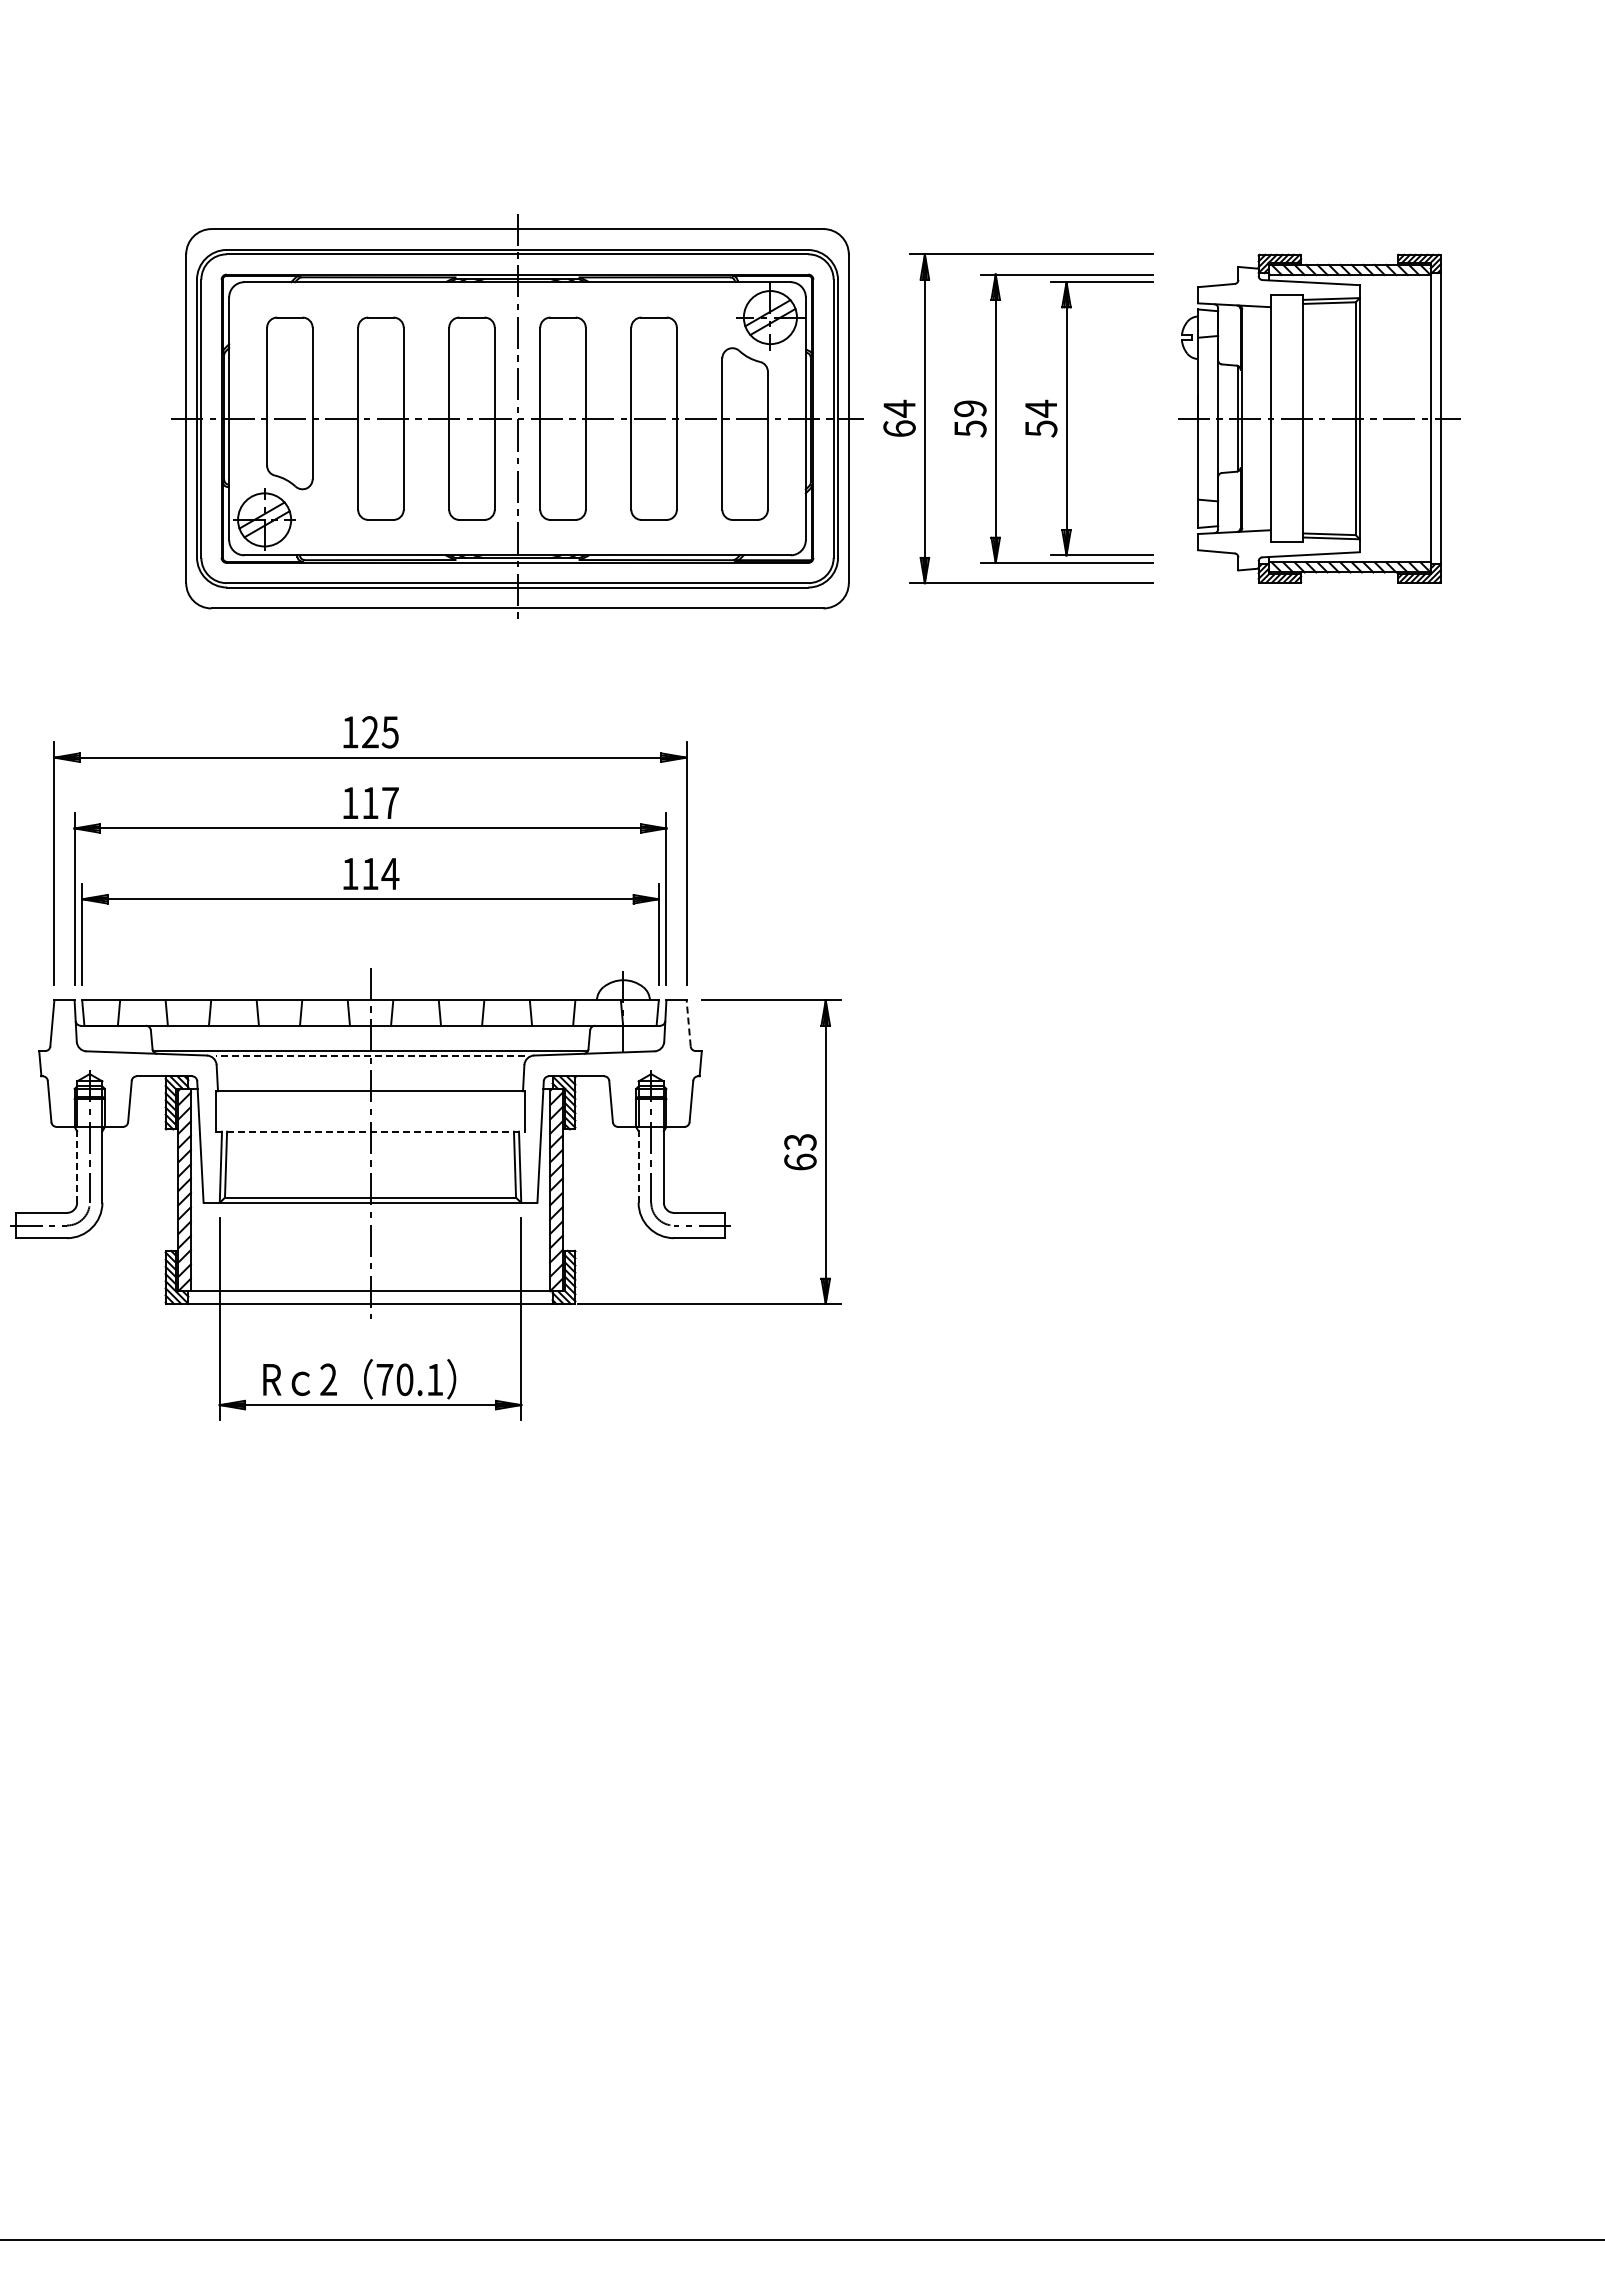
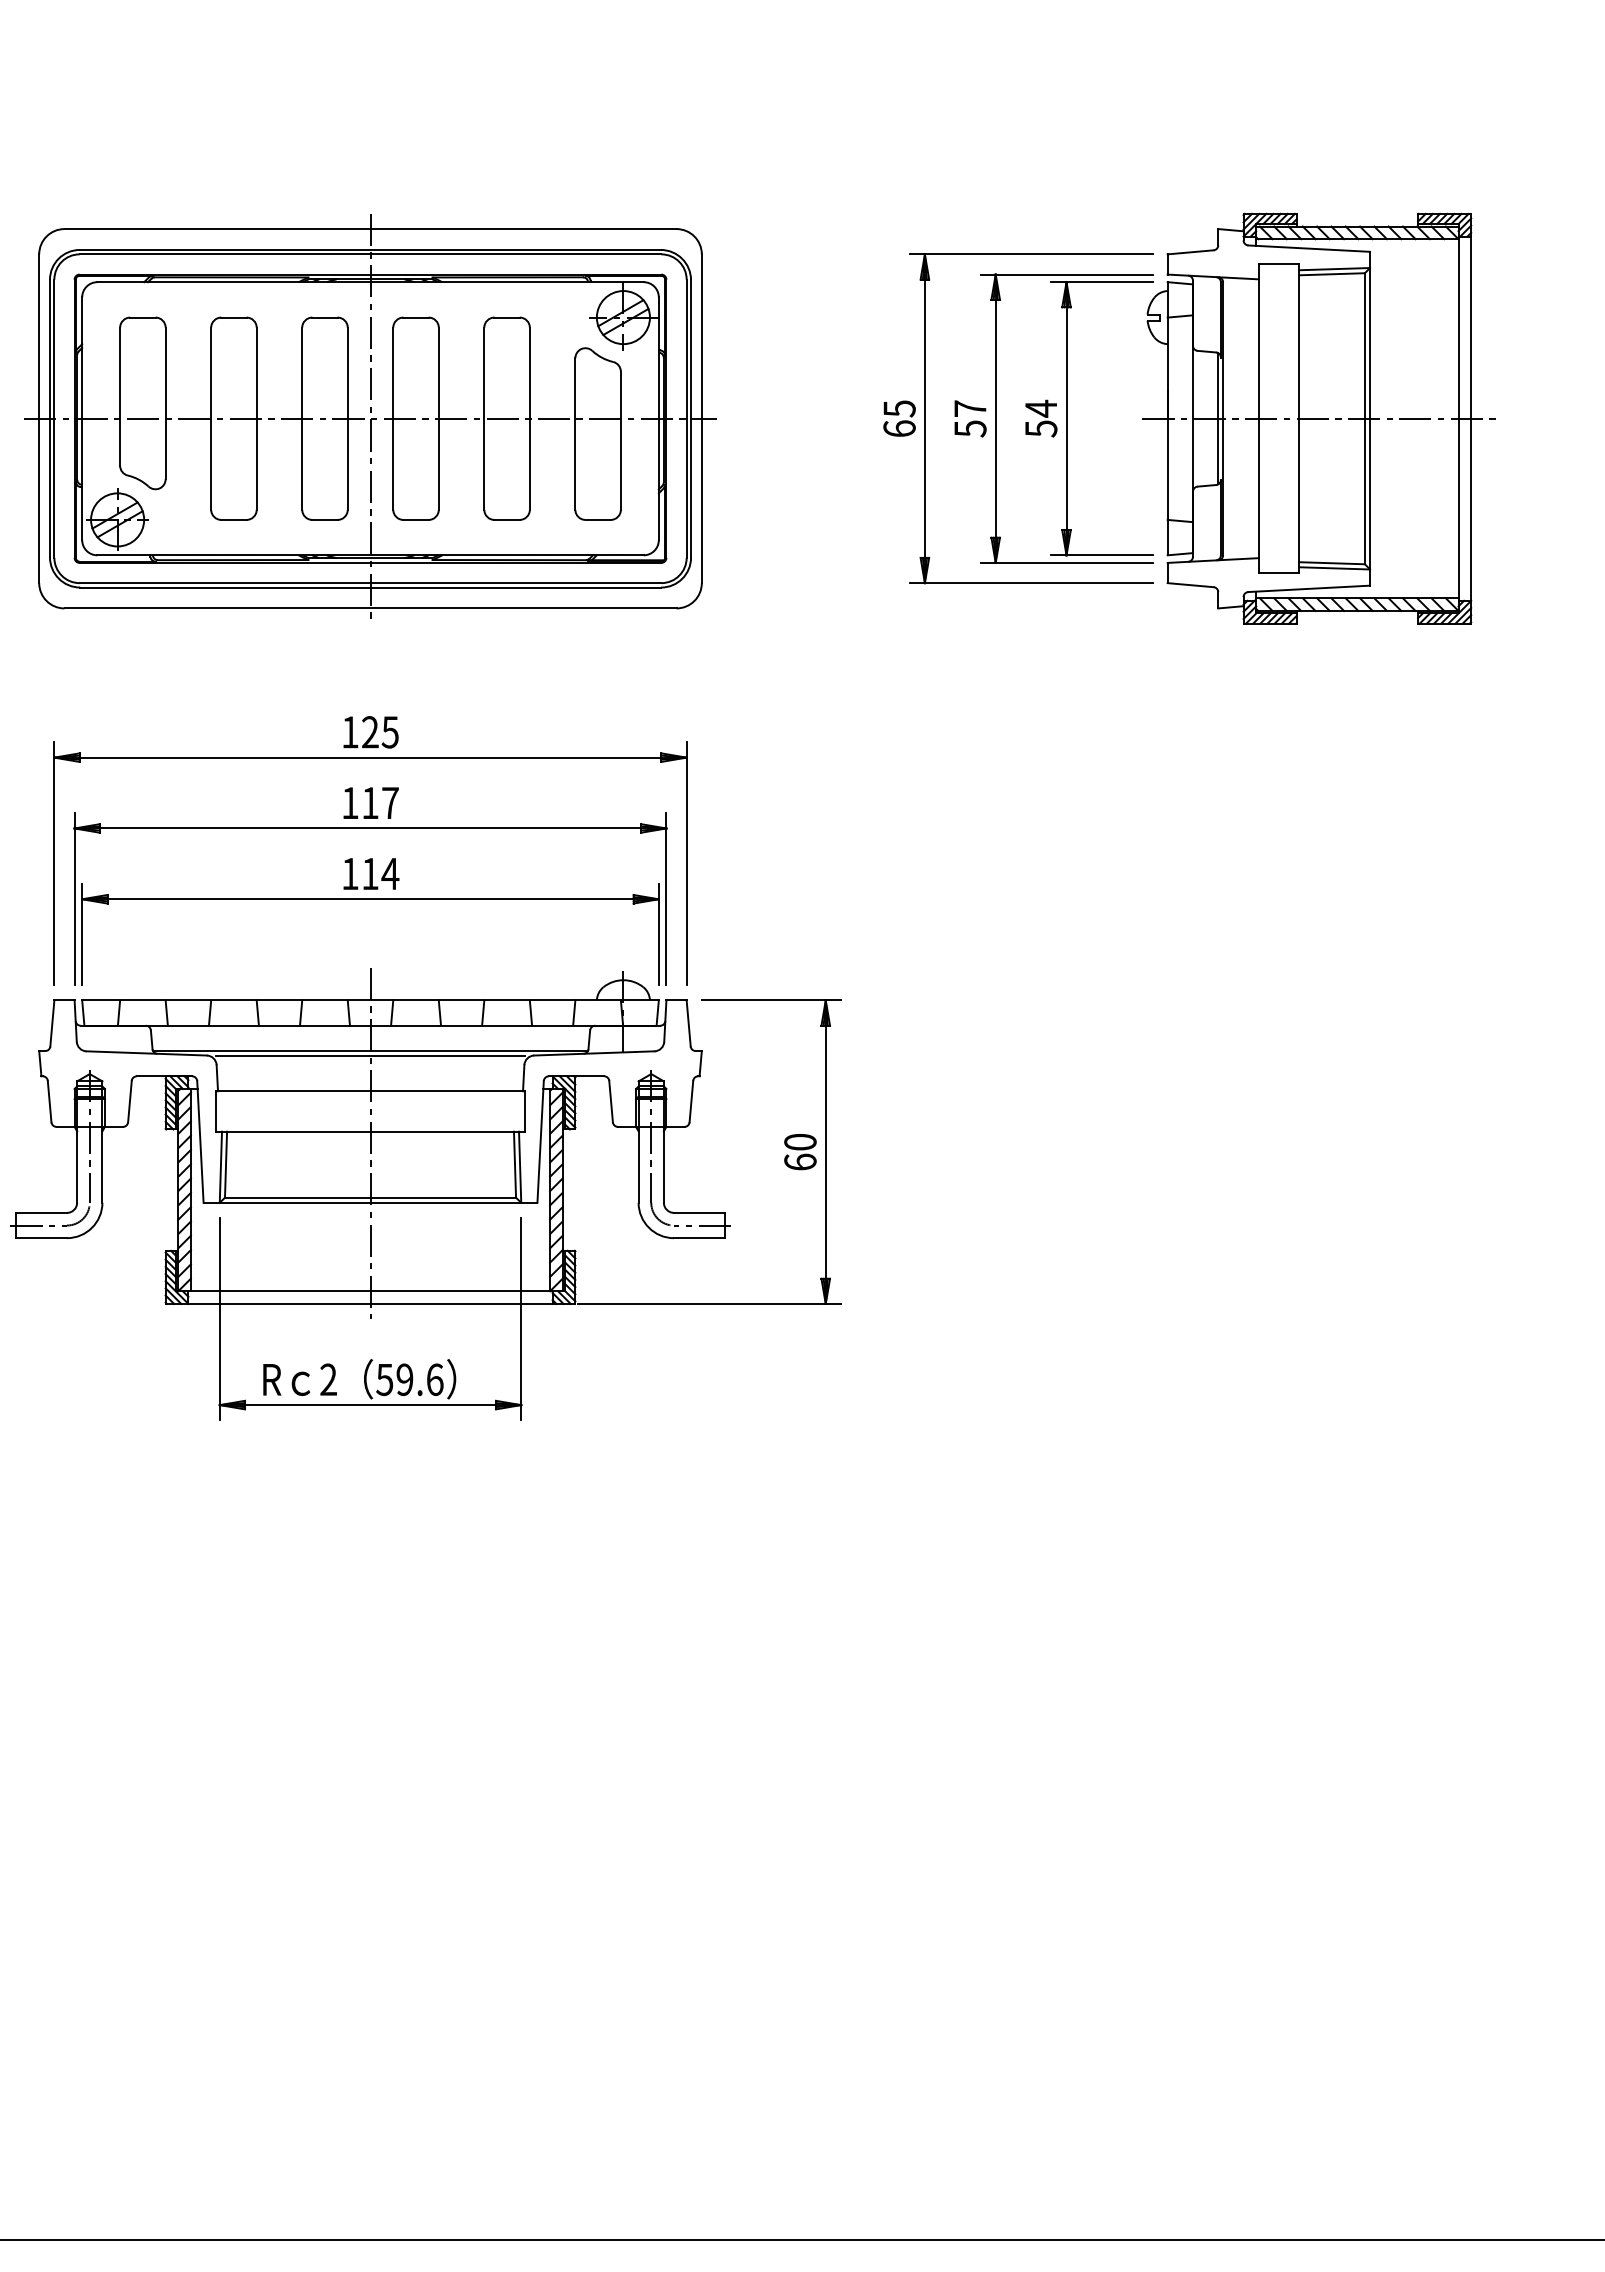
text: 64 -> 65 (899, 408)
text: 59 -> 57 (970, 408)
part position: (517, 416) -> (370, 416) (370, 416)
part size: 283x331 px -> 354x413 px (1318, 418)
line: dashed -> solid (688, 1022)
line: dashed -> solid (370, 1055)
line: dashed -> solid (371, 1131)
text: 63 -> 60 (800, 1142)
line: dashed -> solid (77, 1164)
line: dashed -> solid (638, 1164)
text: 70.1 -> 59.6 (409, 1379)
